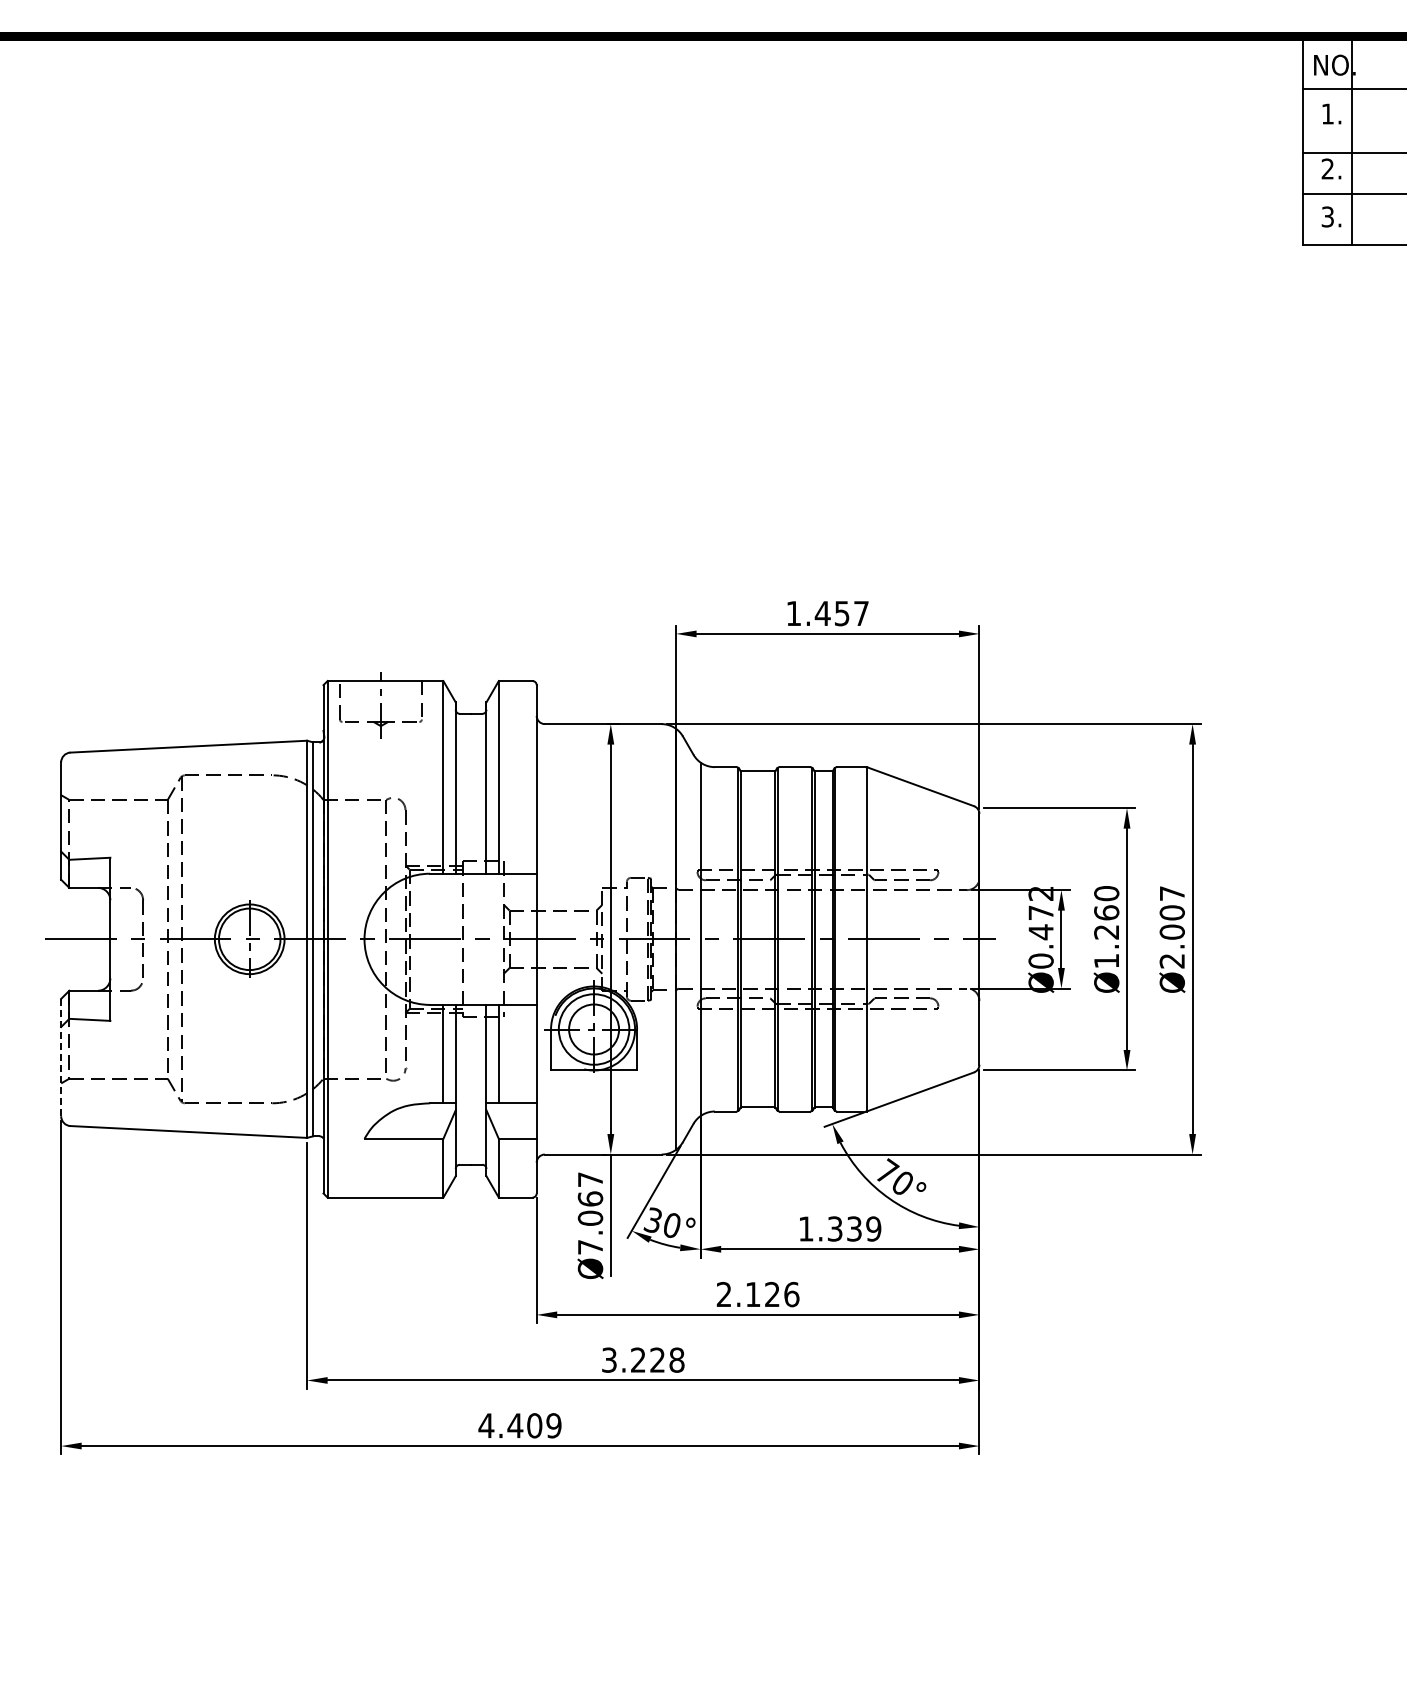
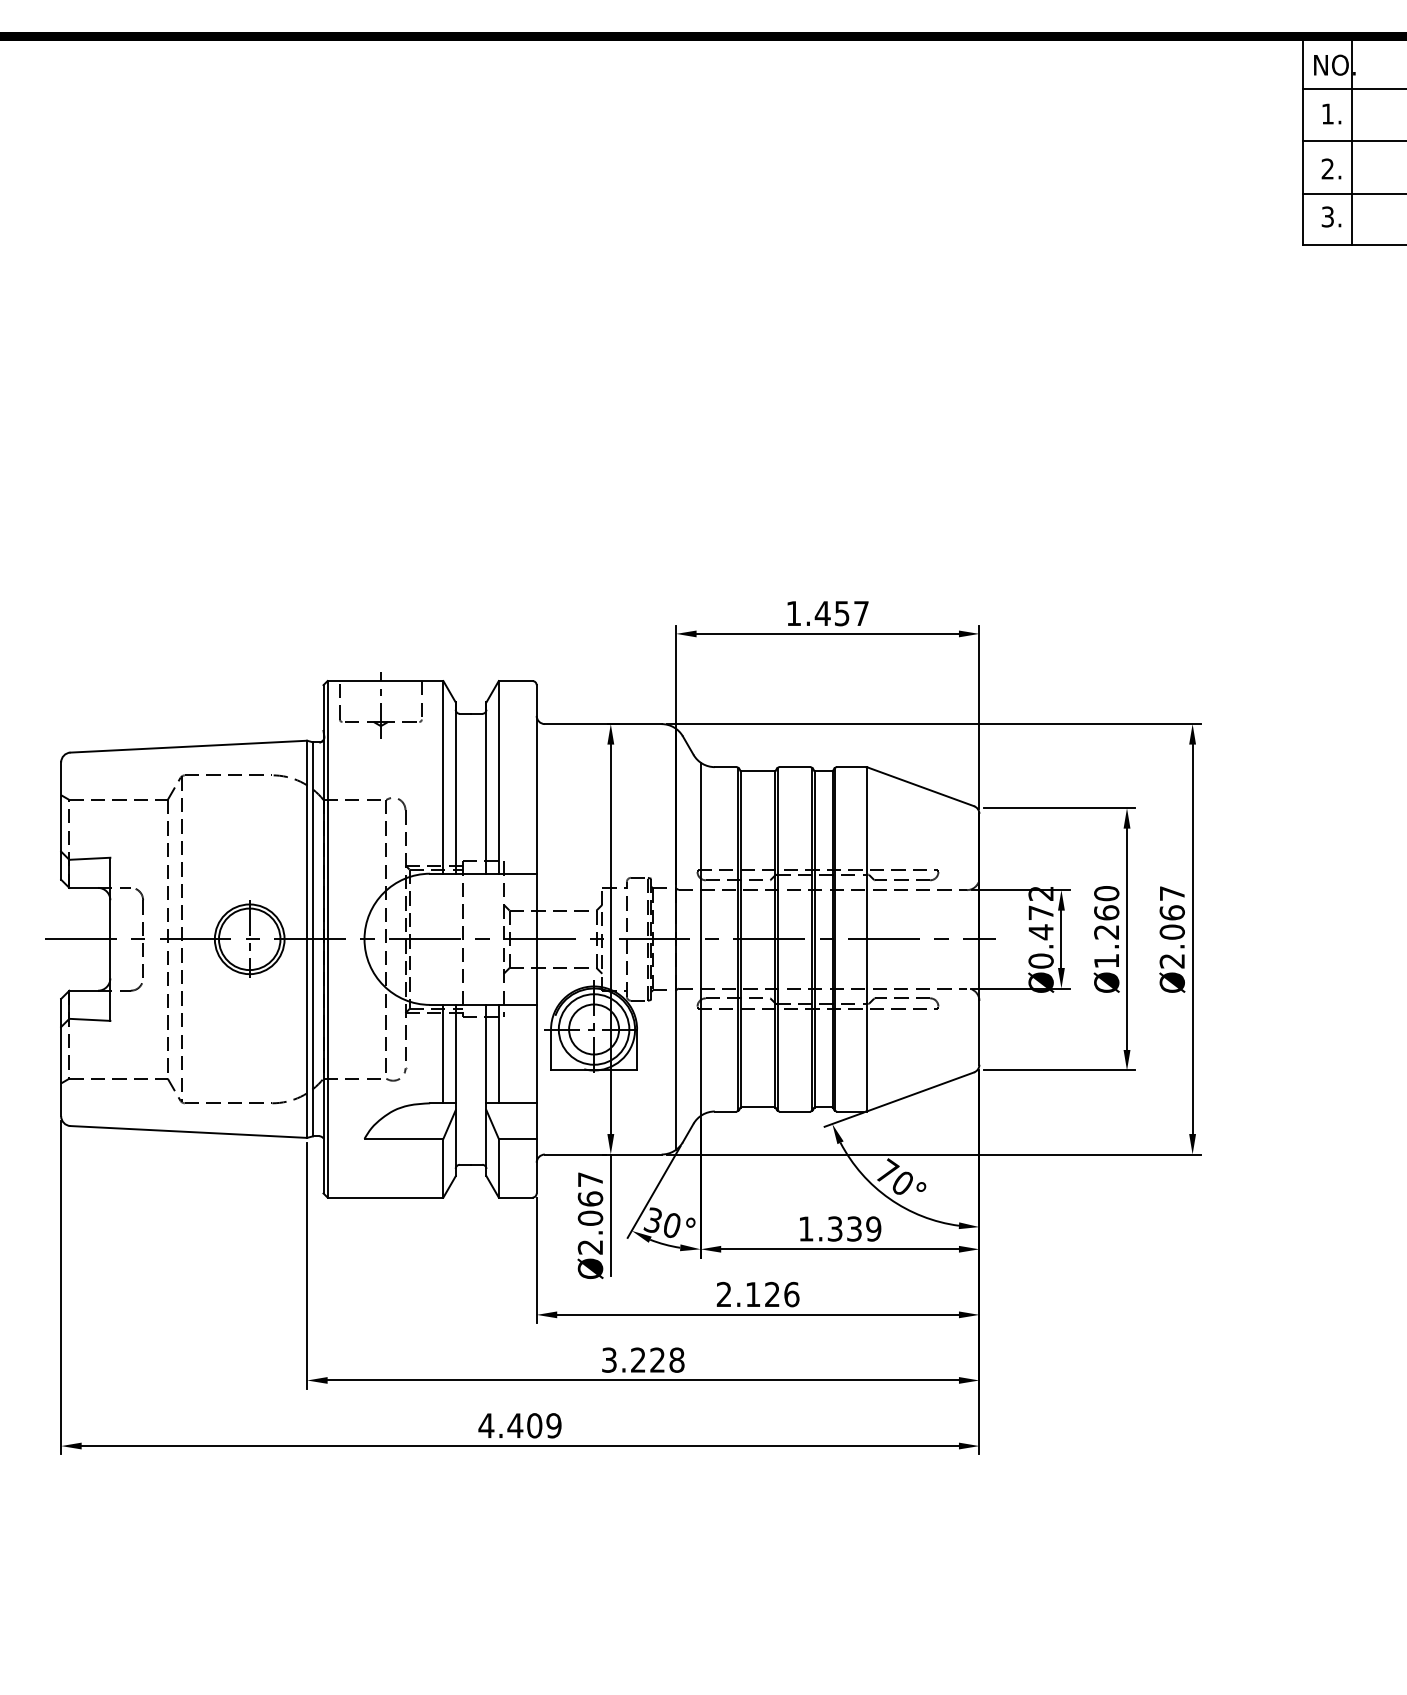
line position: (1352, 153) -> (1352, 141) (1352, 141)
text: Ø2.007 -> Ø2.067 (1171, 912)
line: dashed -> solid (61, 1057)
text: Ø7.067 -> Ø2.067 (589, 1247)
